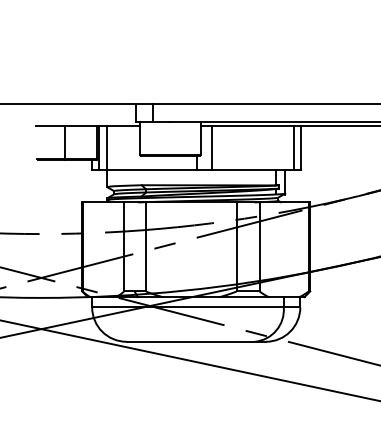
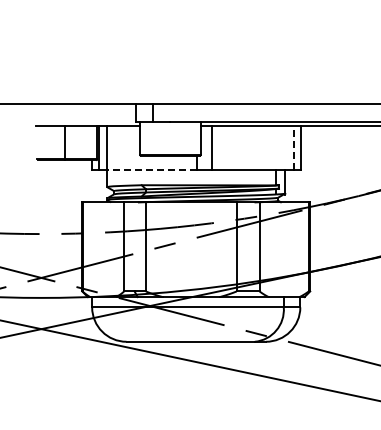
line: solid -> dashed (294, 147)
line: solid -> dashed (152, 169)
